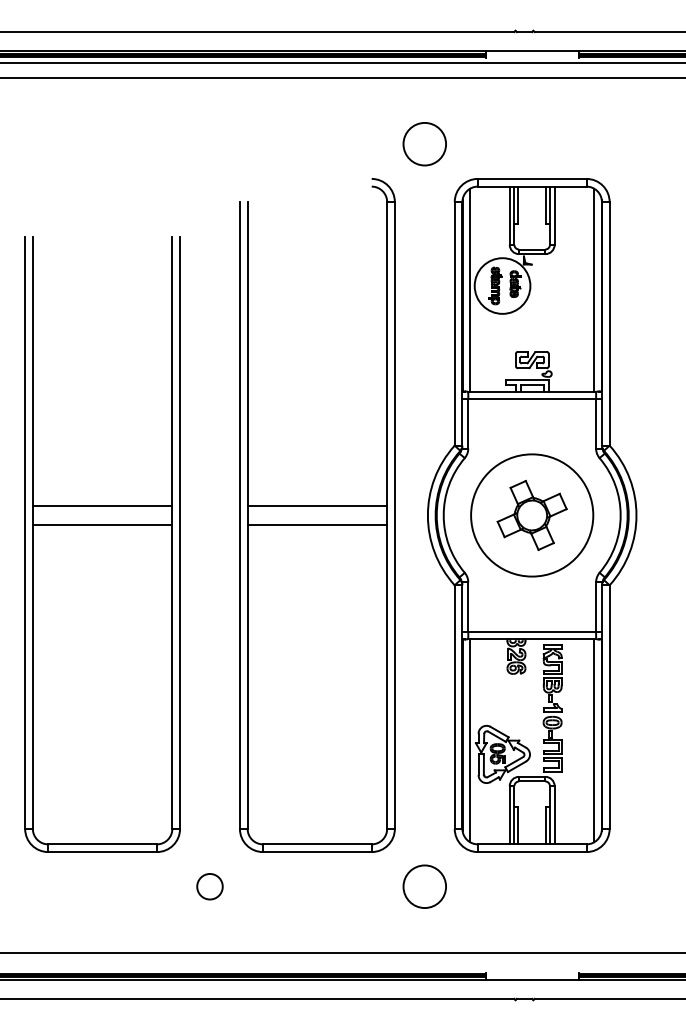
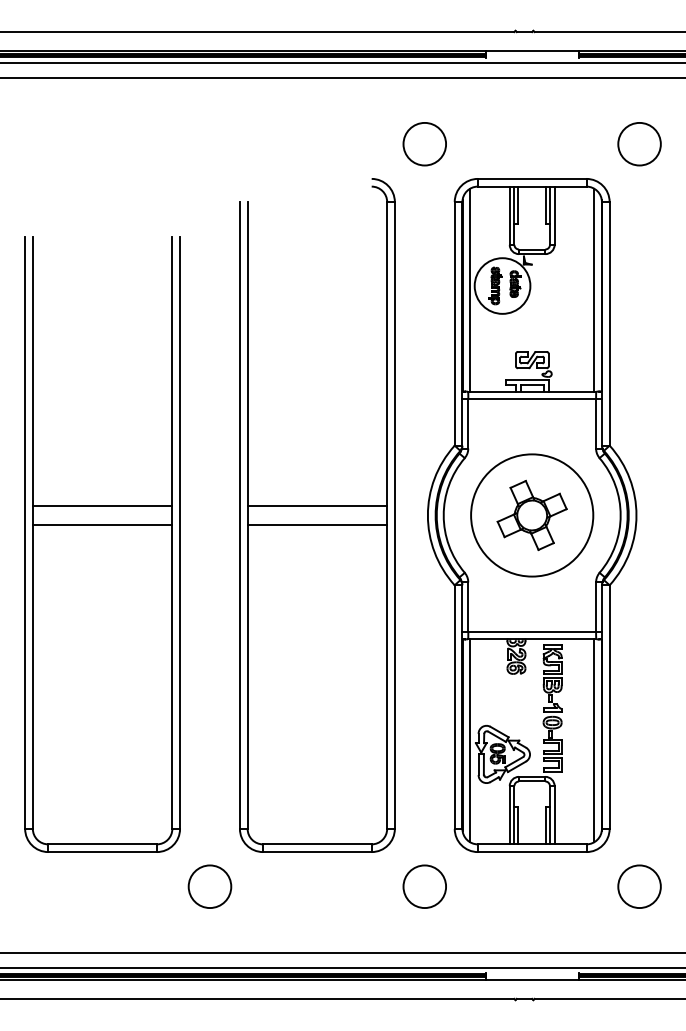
circle: none -> present (639, 144)
circle diameter: 26 px -> 43 px (209, 886)
circle: none -> present (639, 886)
line: none -> present (342, 968)
